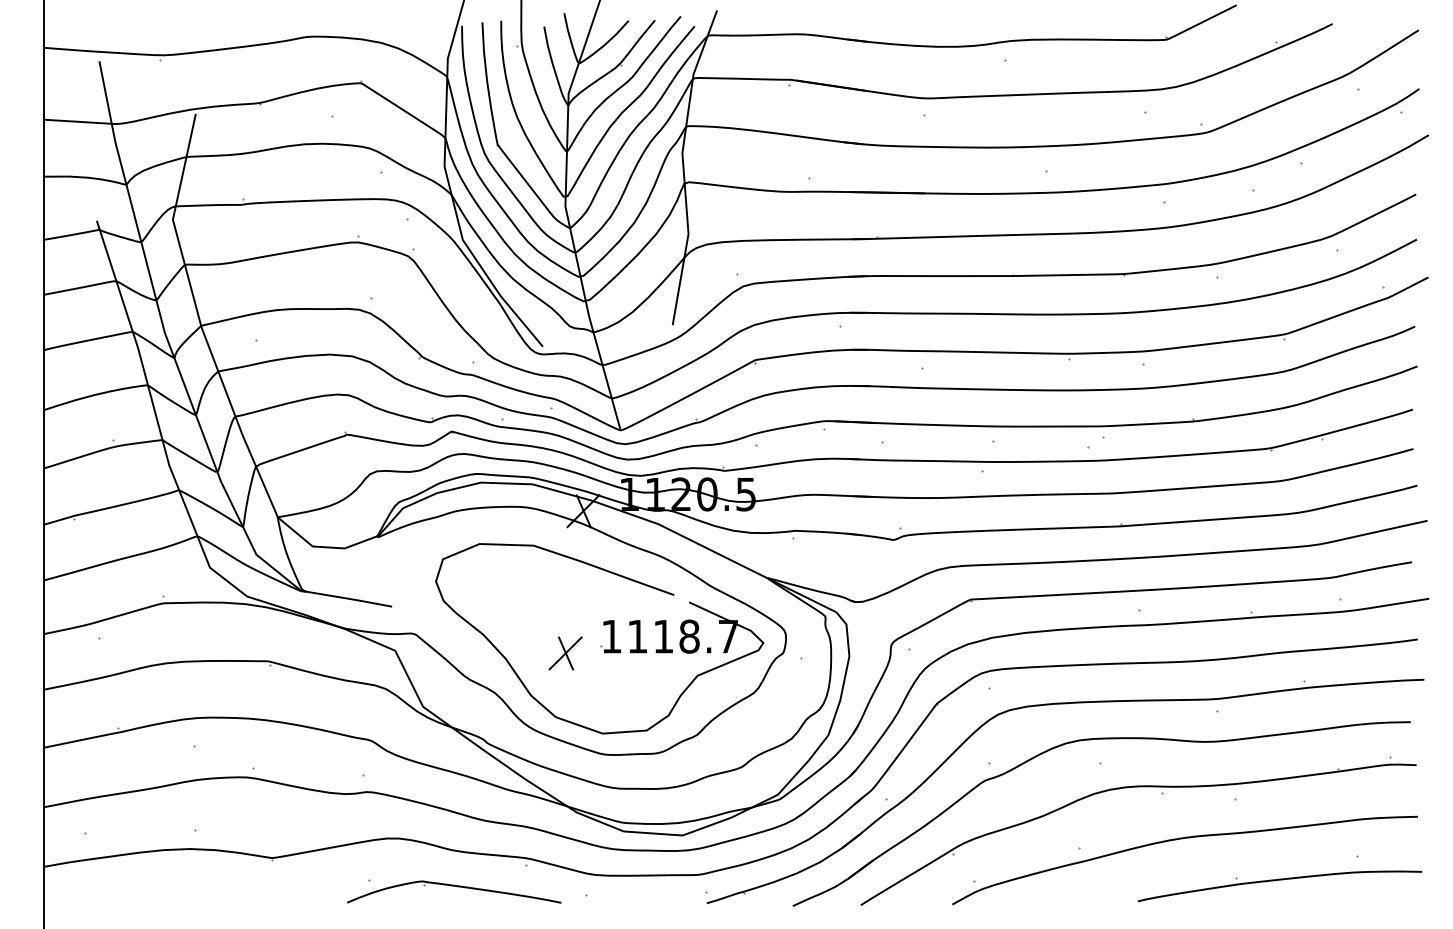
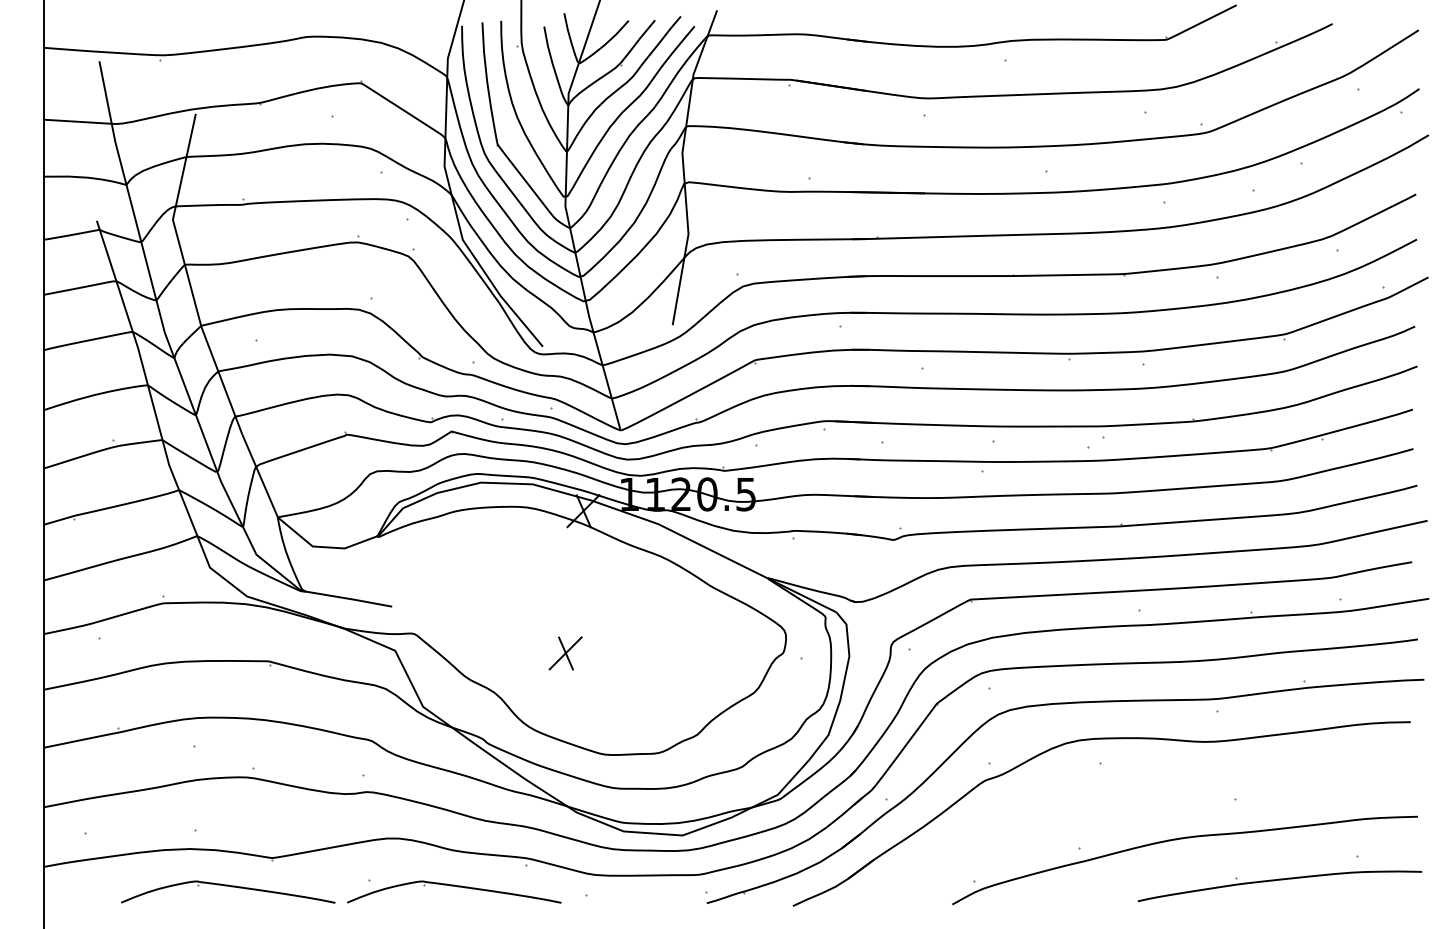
part: present -> none (601, 645)
part: present -> none (1138, 787)
part: none -> present (228, 891)
